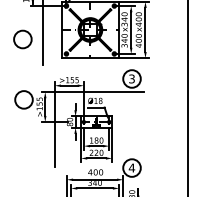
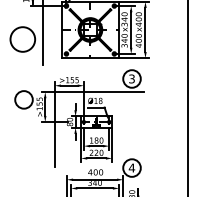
circle size: 20x21 px -> 27x27 px (22, 39)
